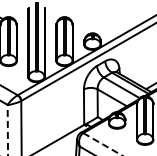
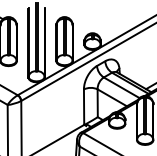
line: dashed -> solid (7, 129)
line: dashed -> solid (102, 144)
